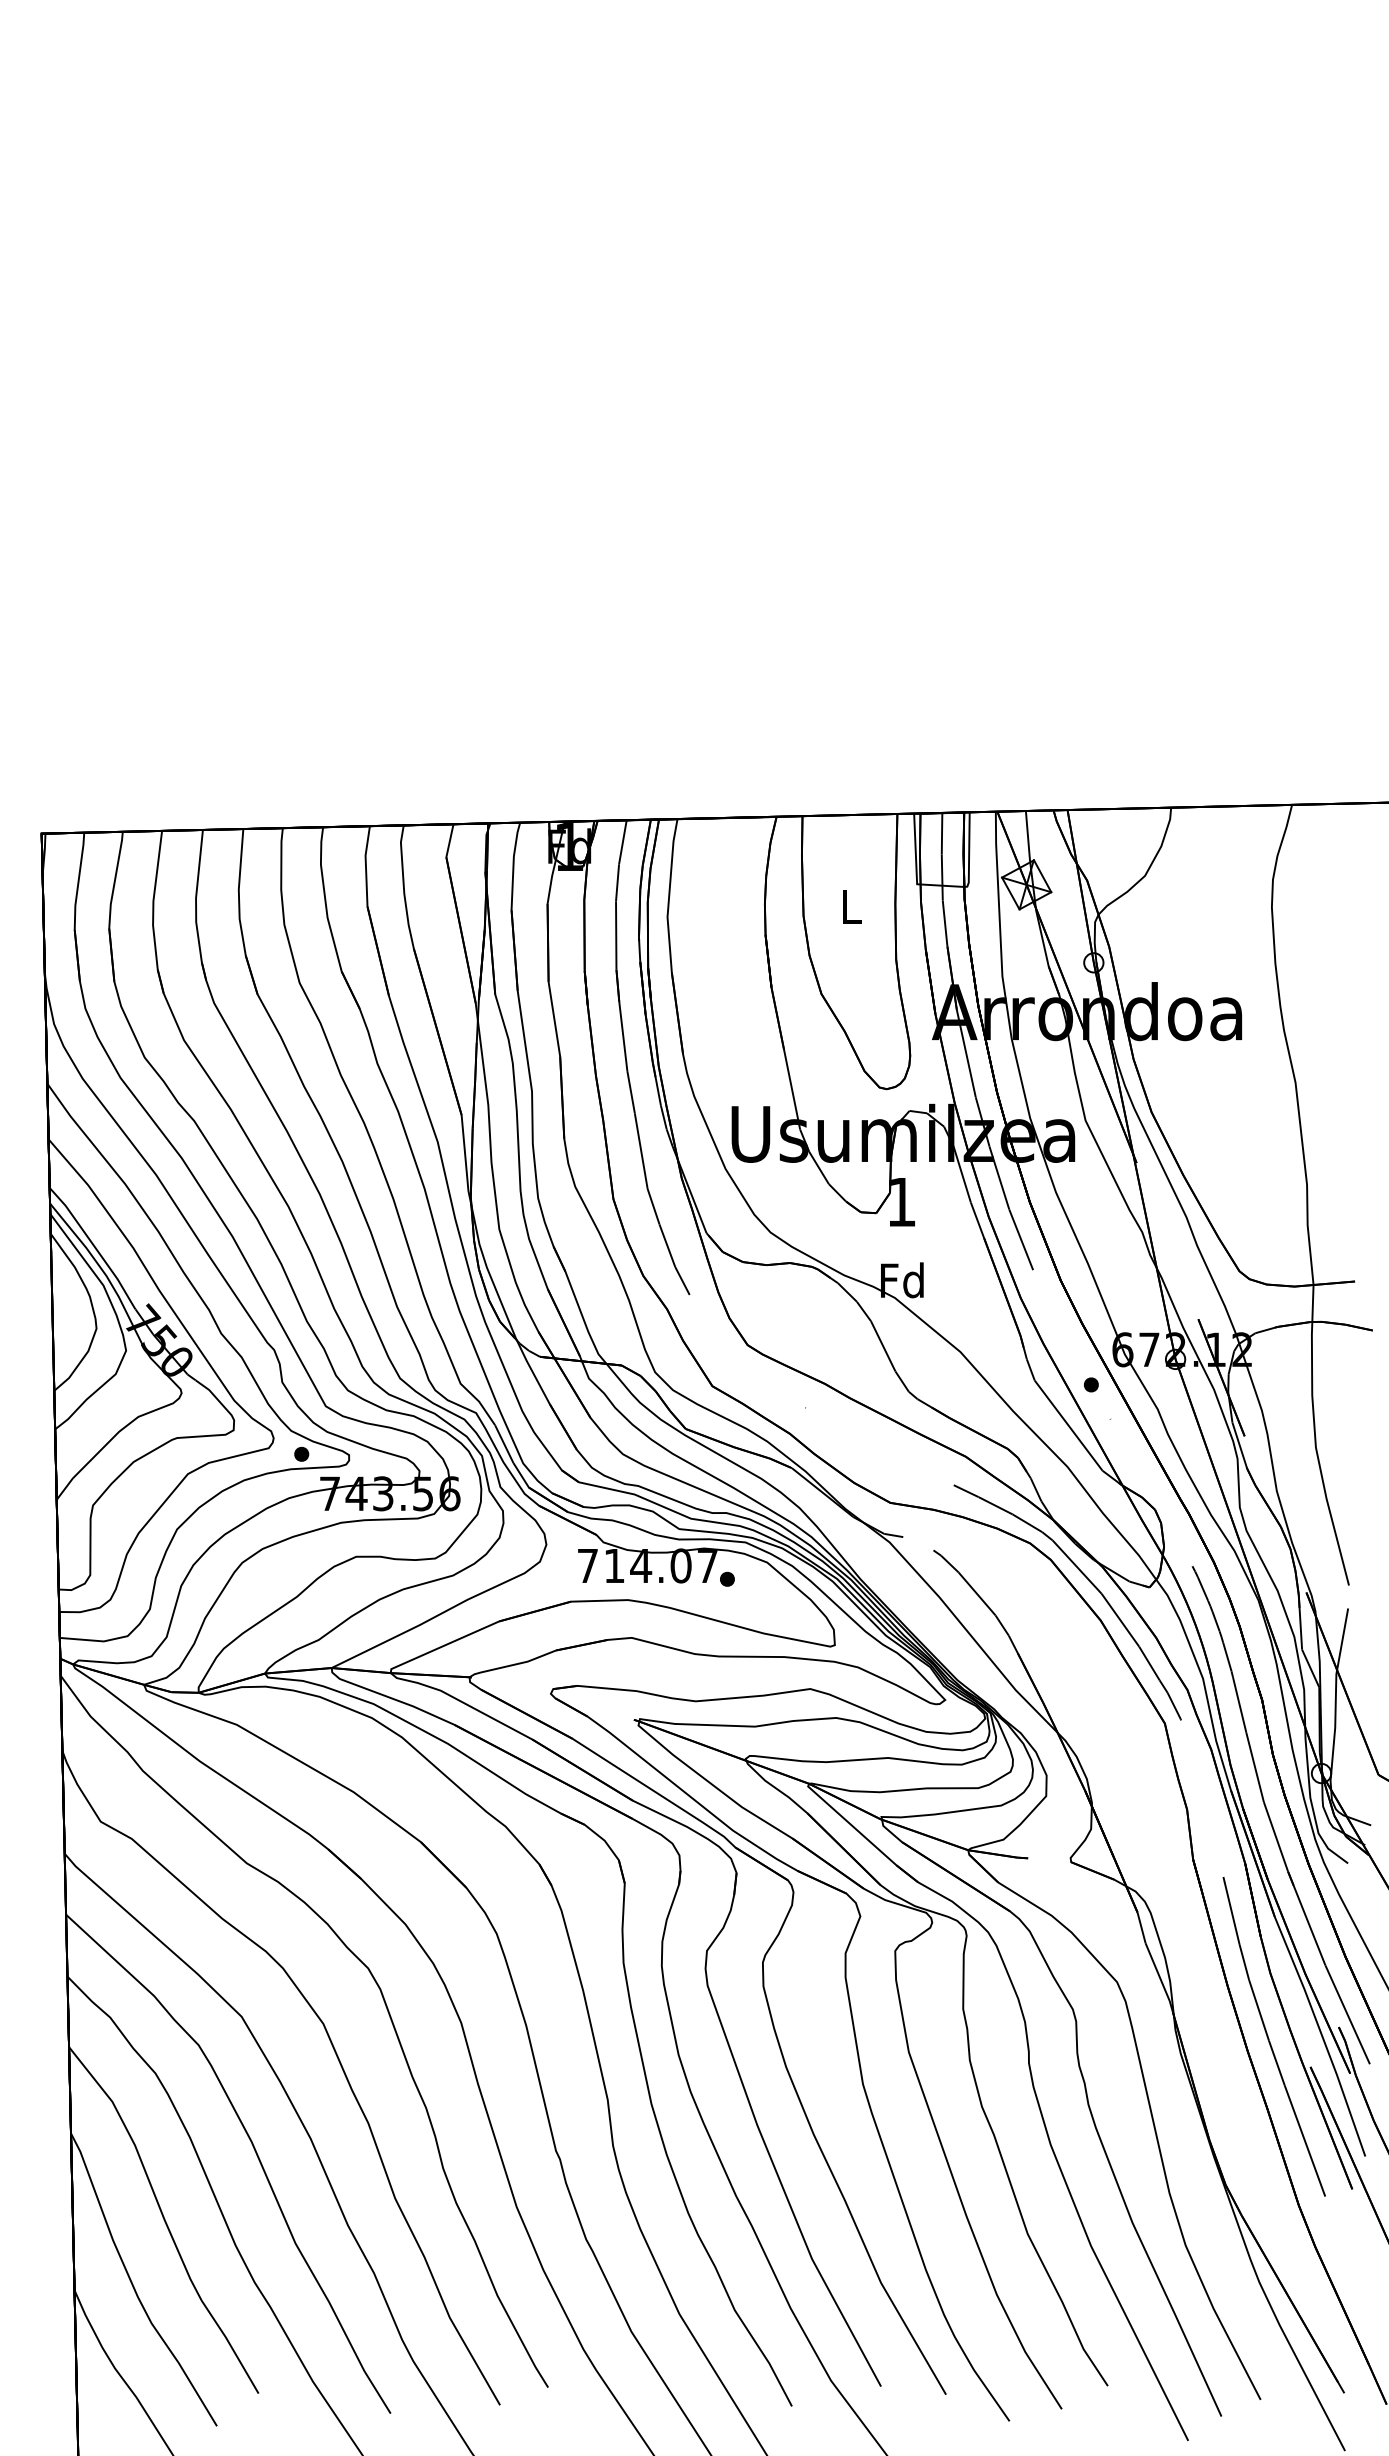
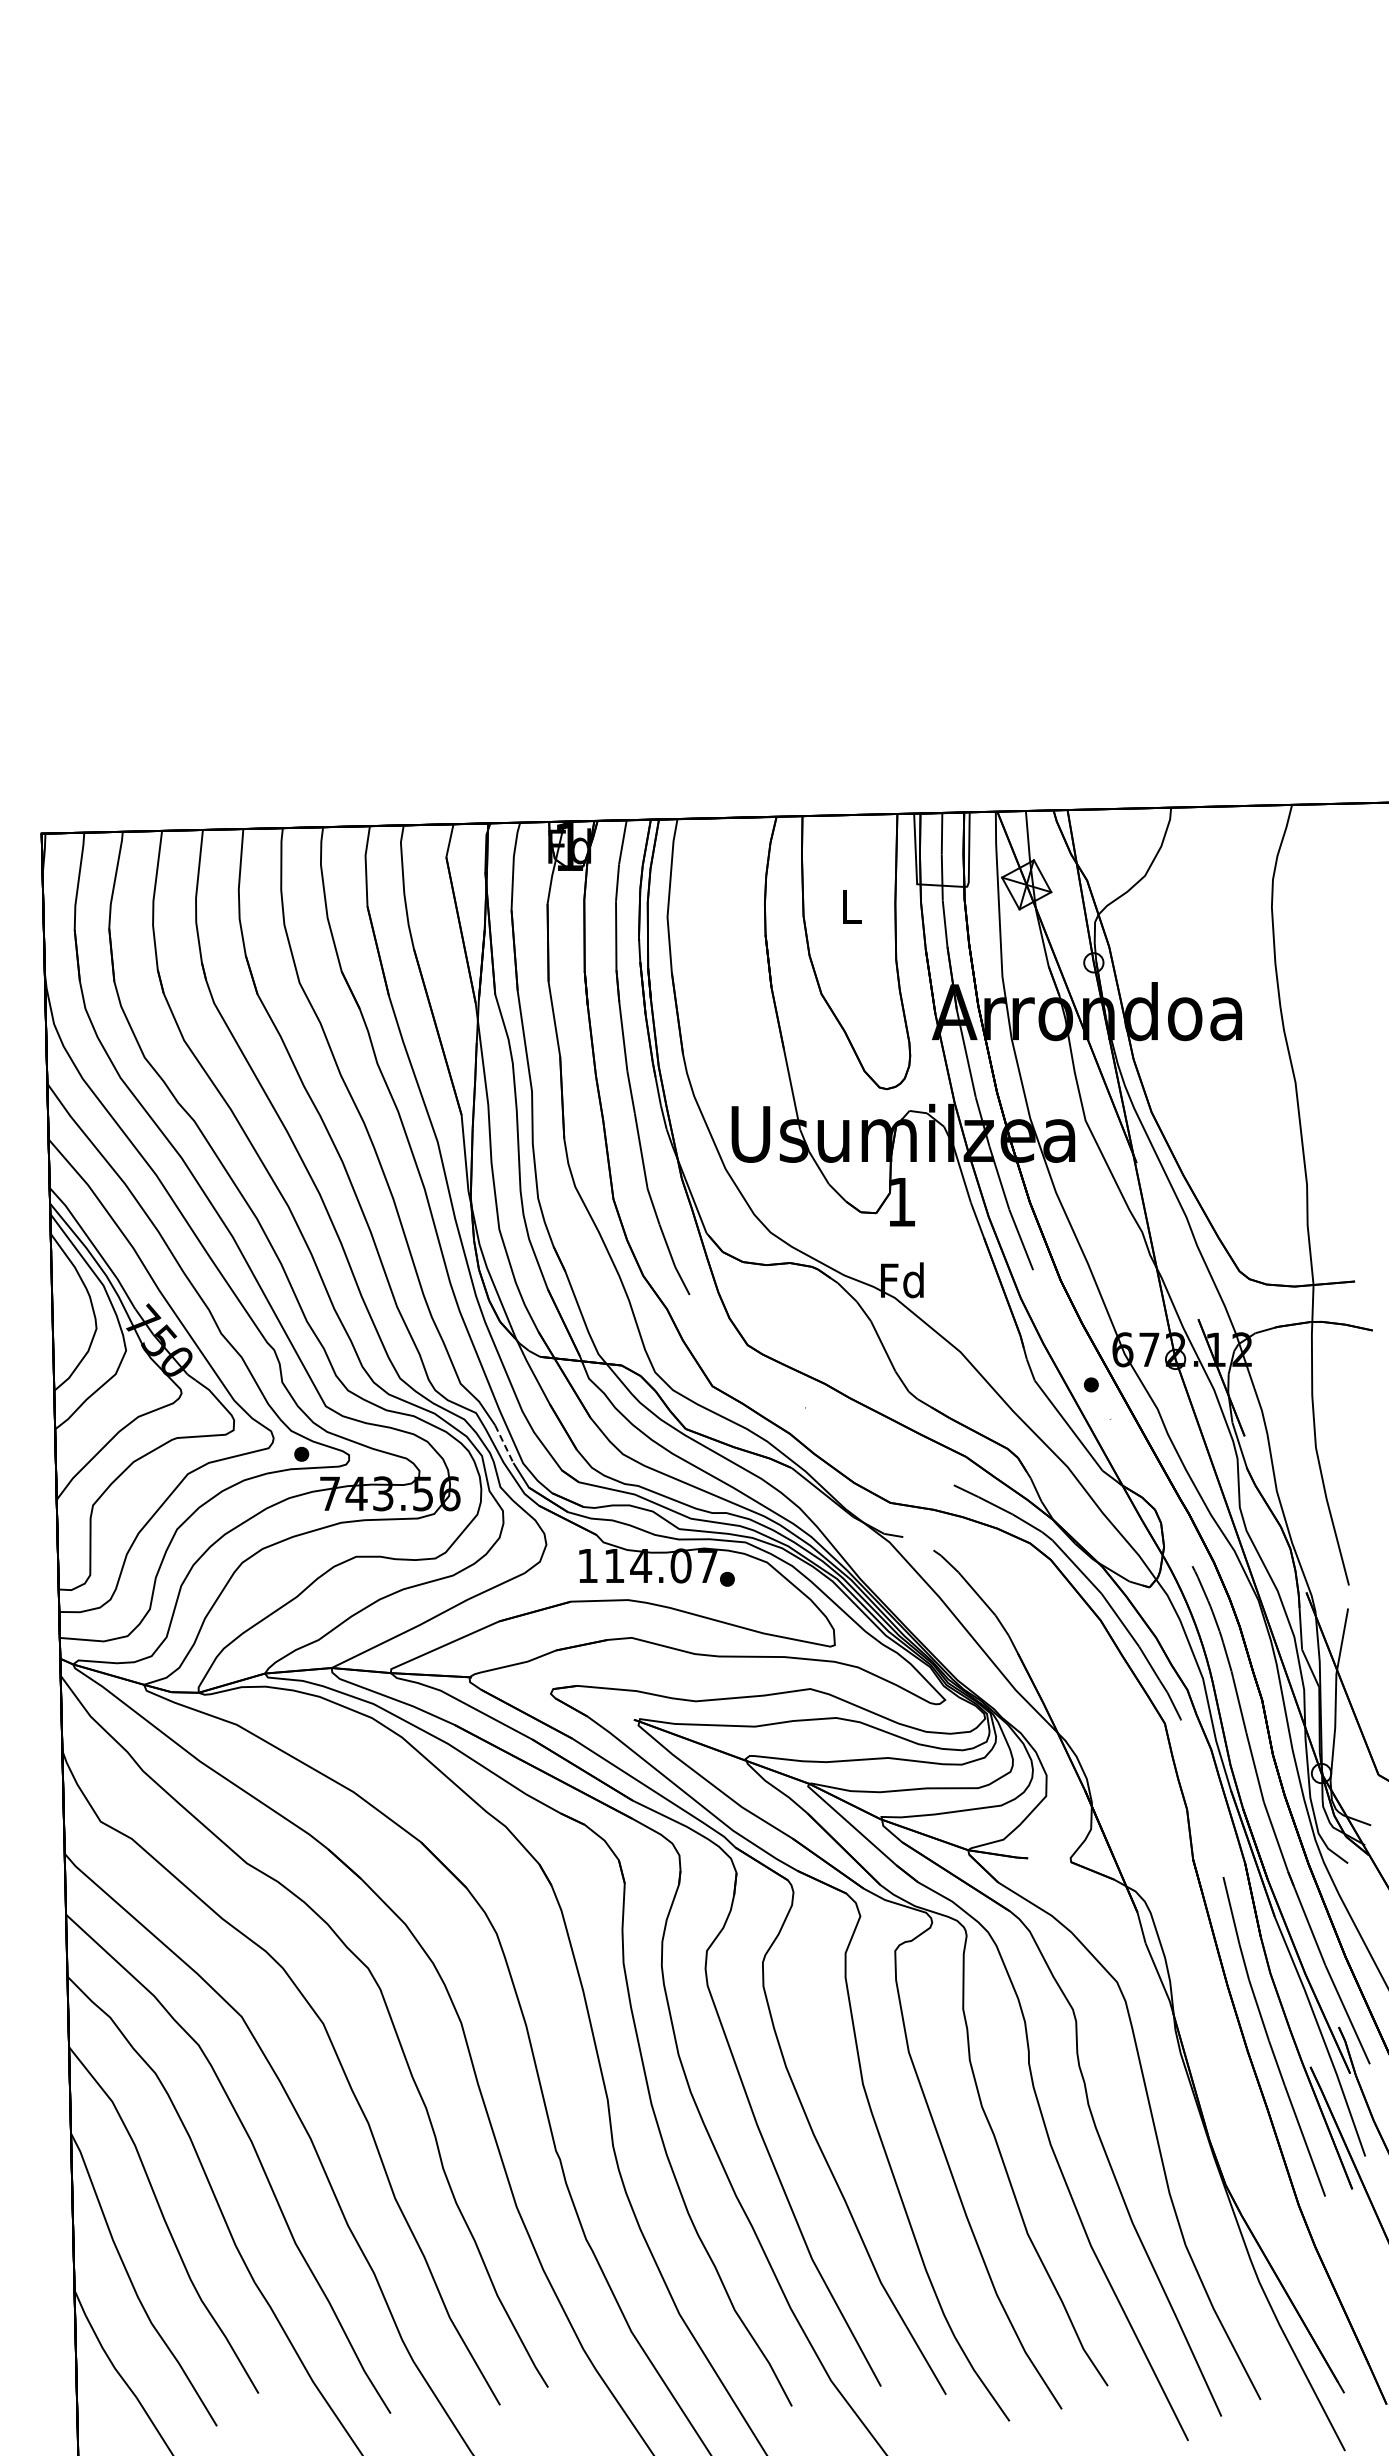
line: solid -> dashed (504, 1444)
text: 714.07 -> 114.07 (587, 1565)
